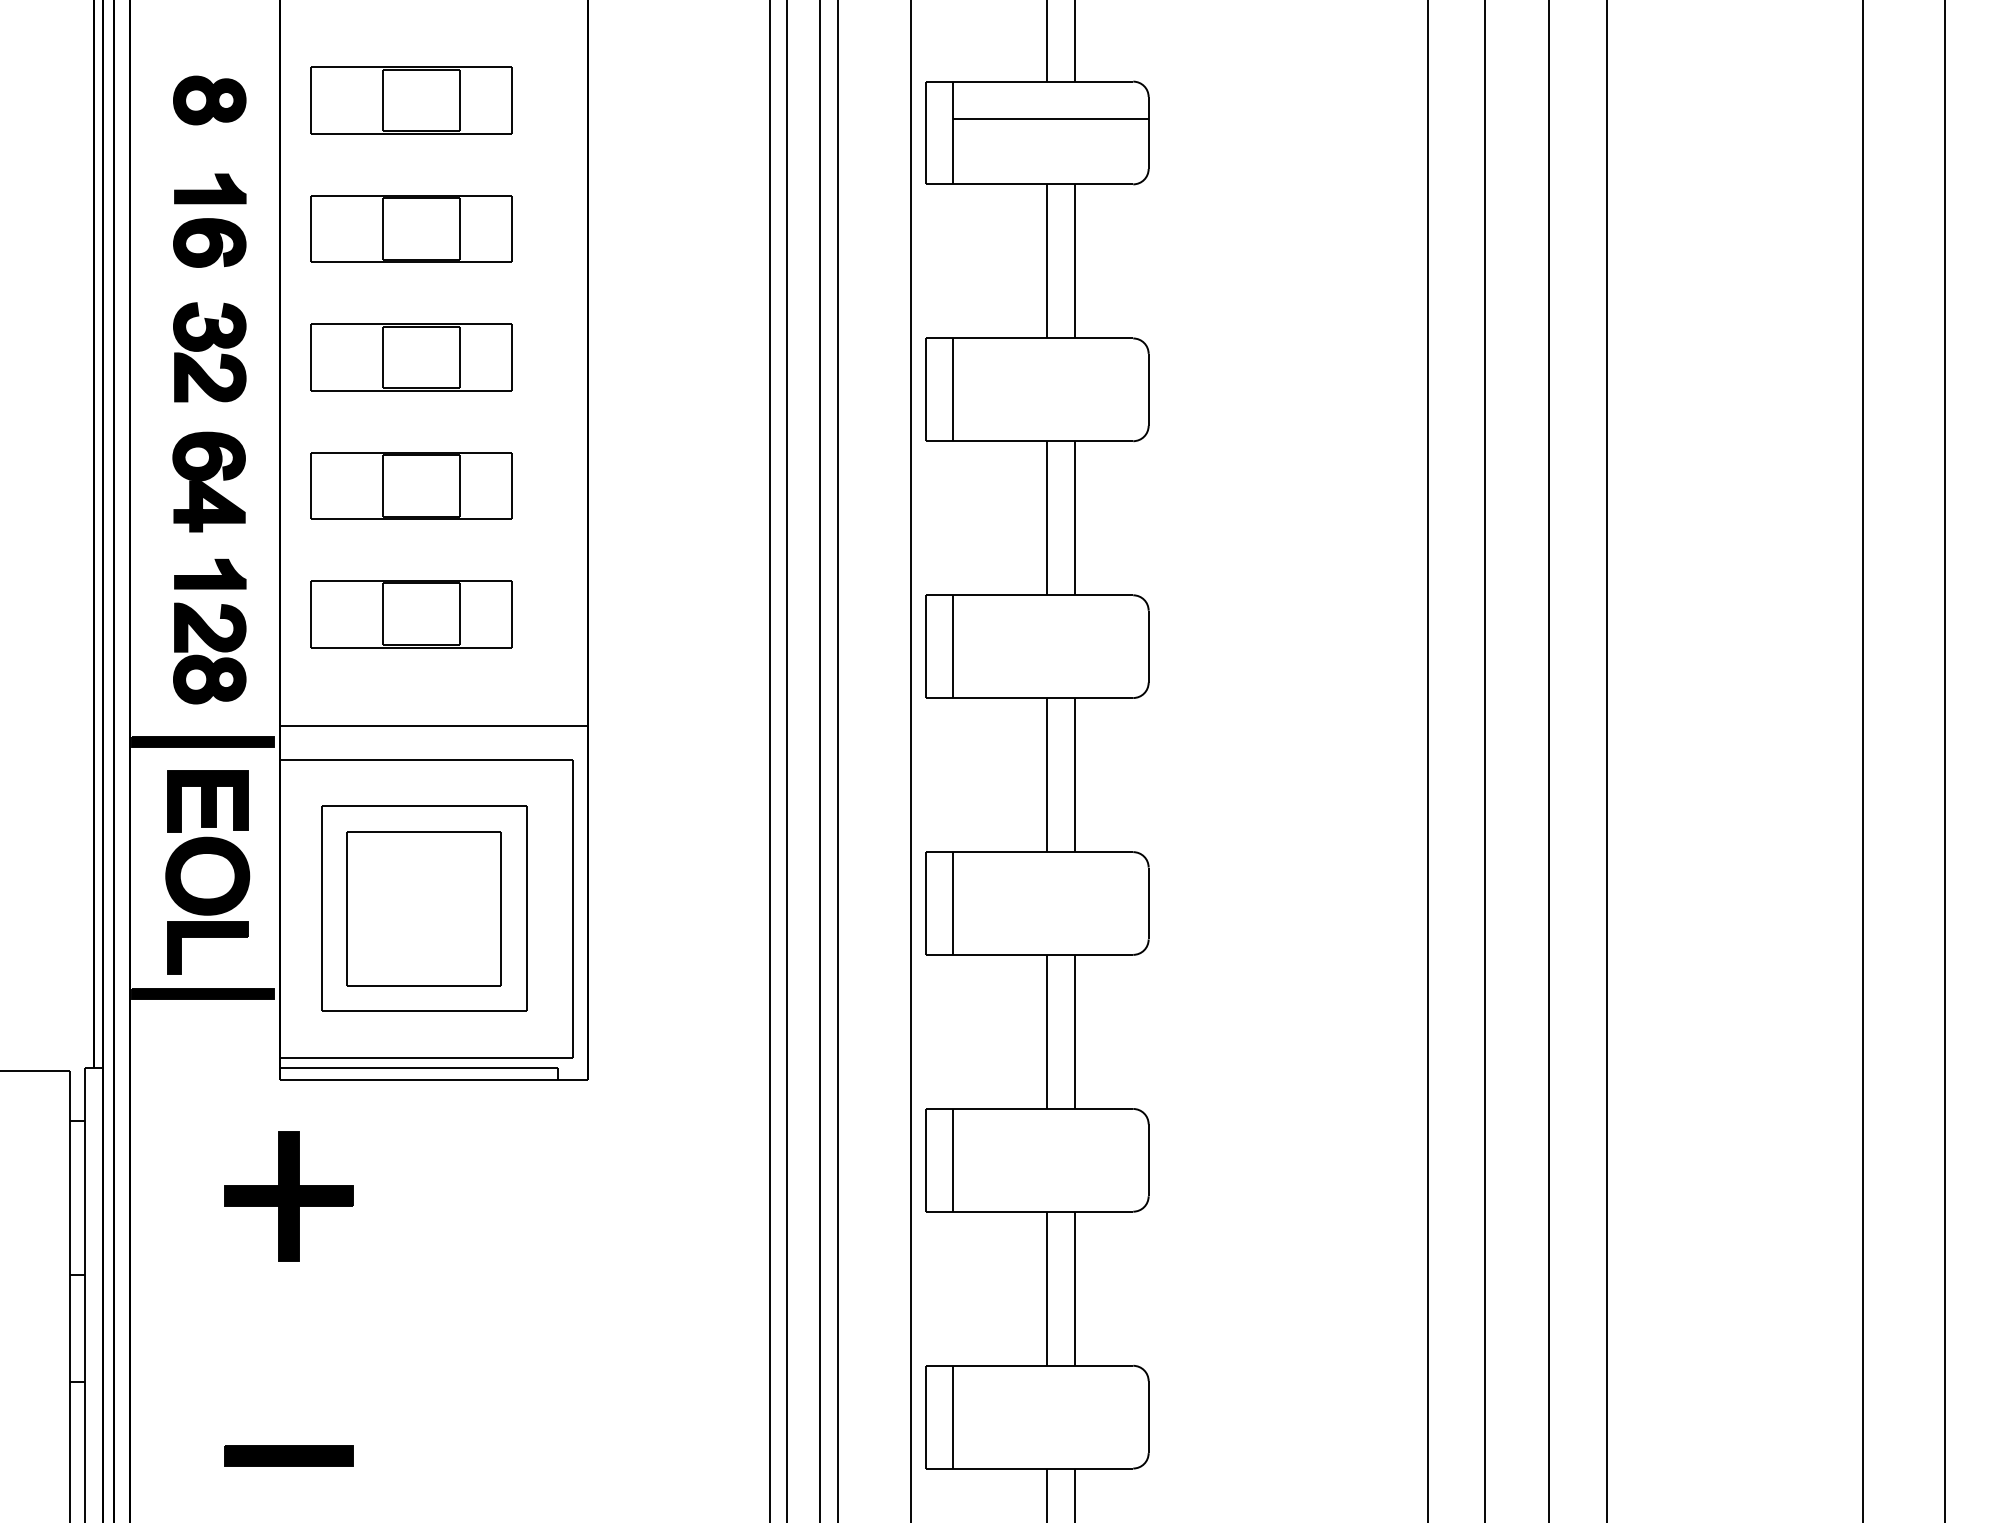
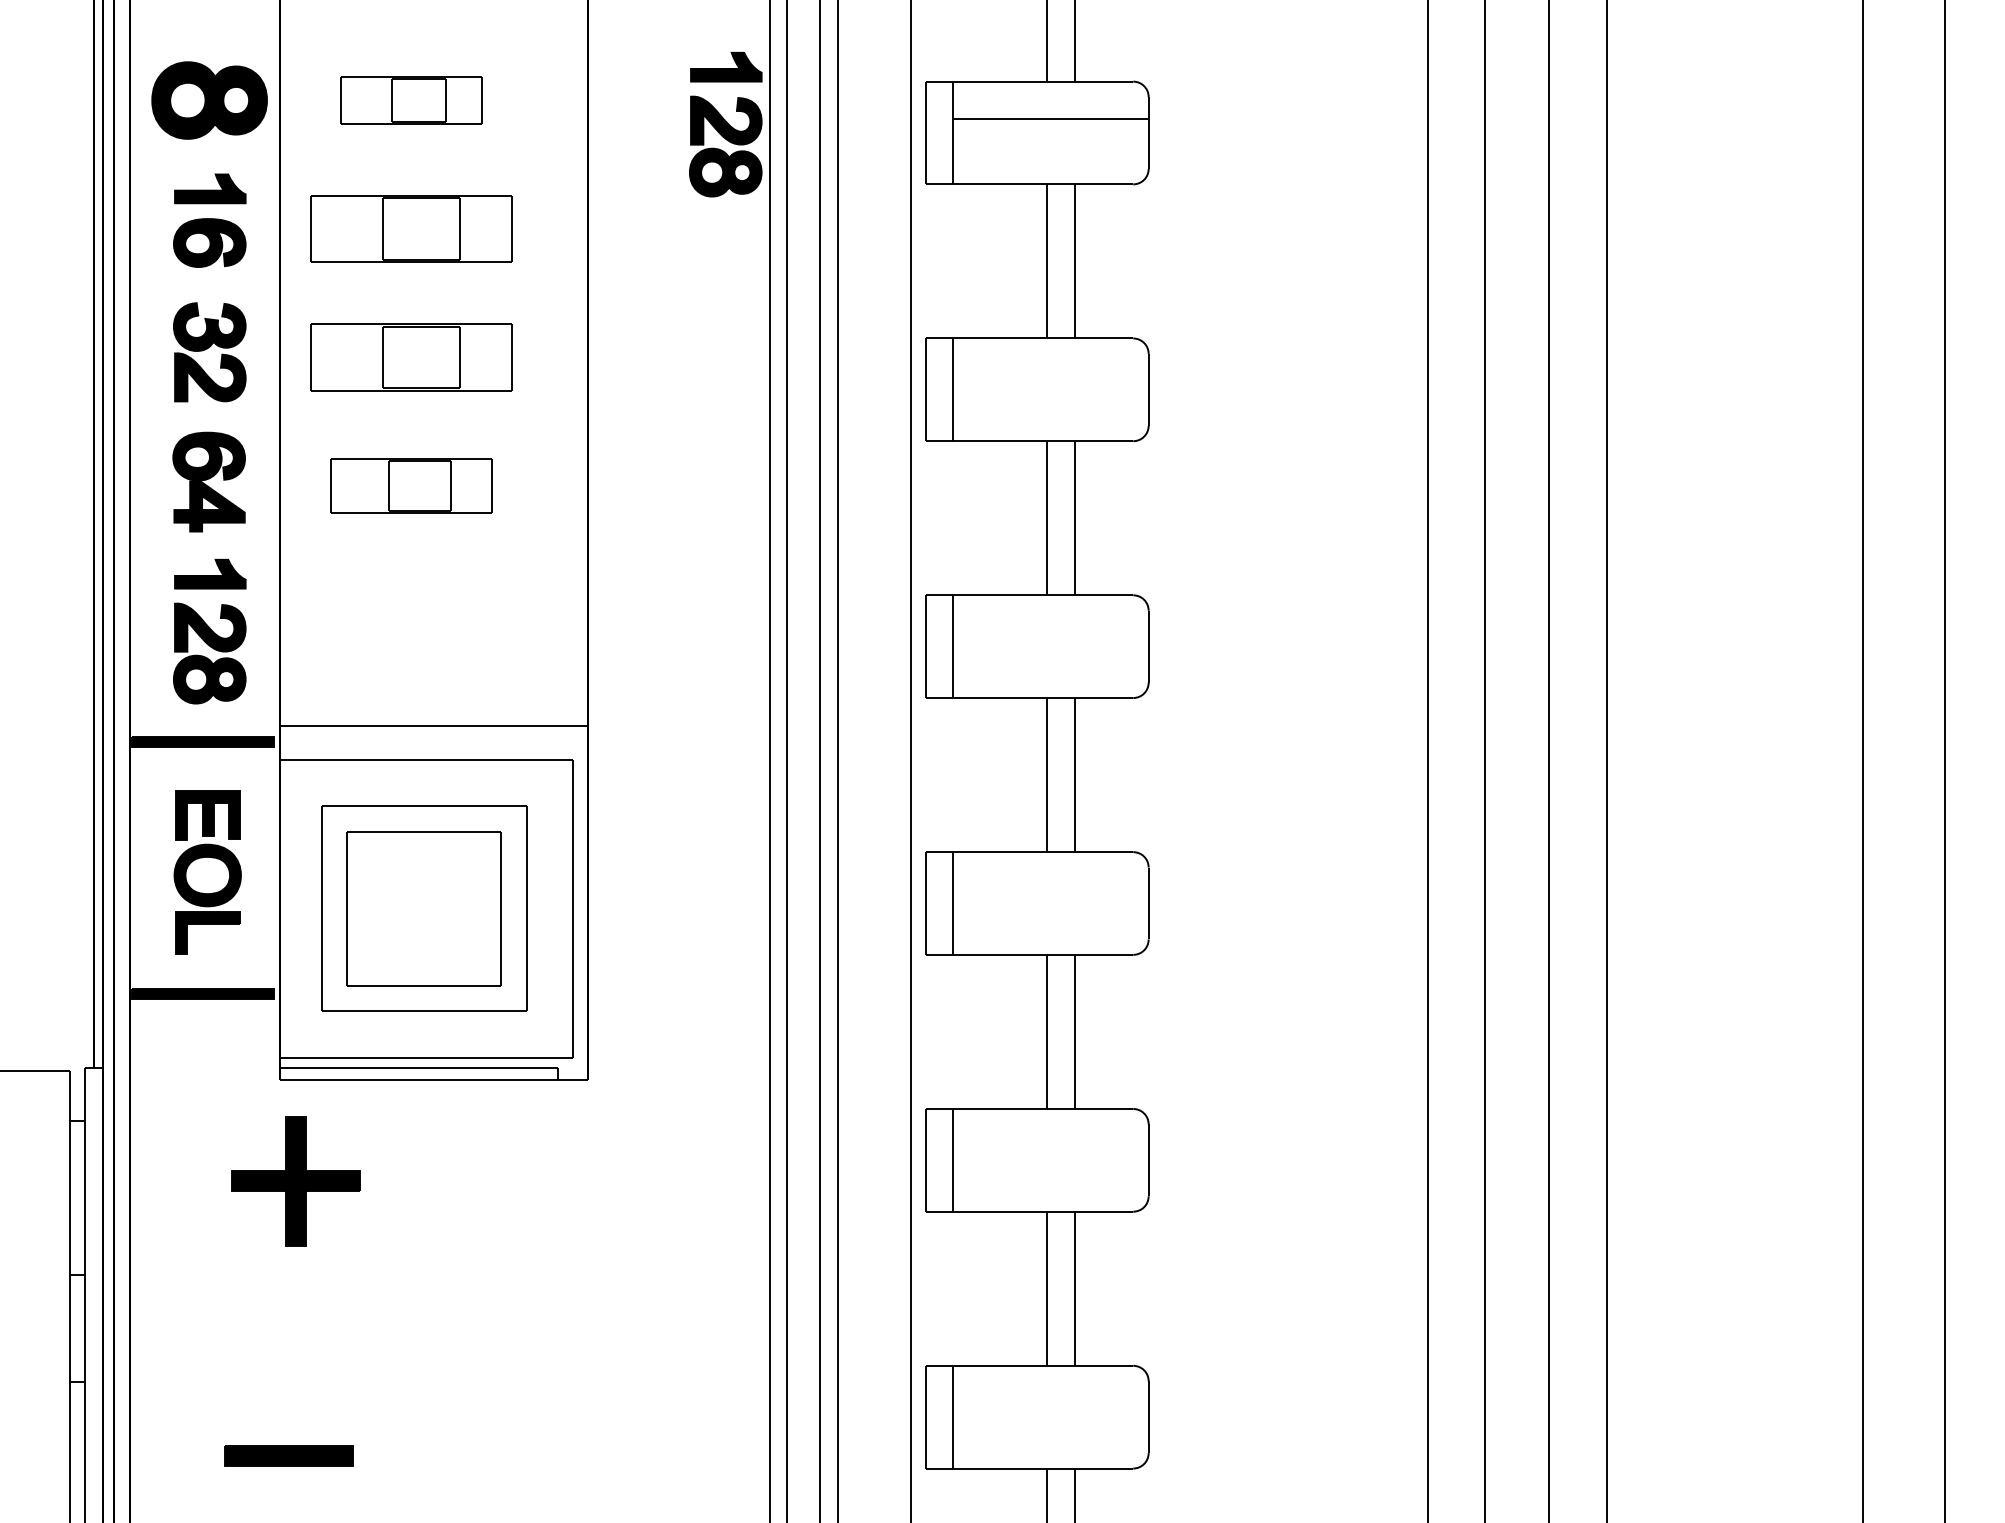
part size: 74x51 px -> 117x79 px (209, 100)
part size: 203x69 px -> 143x49 px (411, 100)
part: none -> present (725, 124)
part size: 203x68 px -> 163x56 px (411, 485)
part: present -> none (411, 614)
part size: 86x205 px -> 69x165 px (207, 872)
part position: (288, 1196) -> (295, 1181) (295, 1181)
